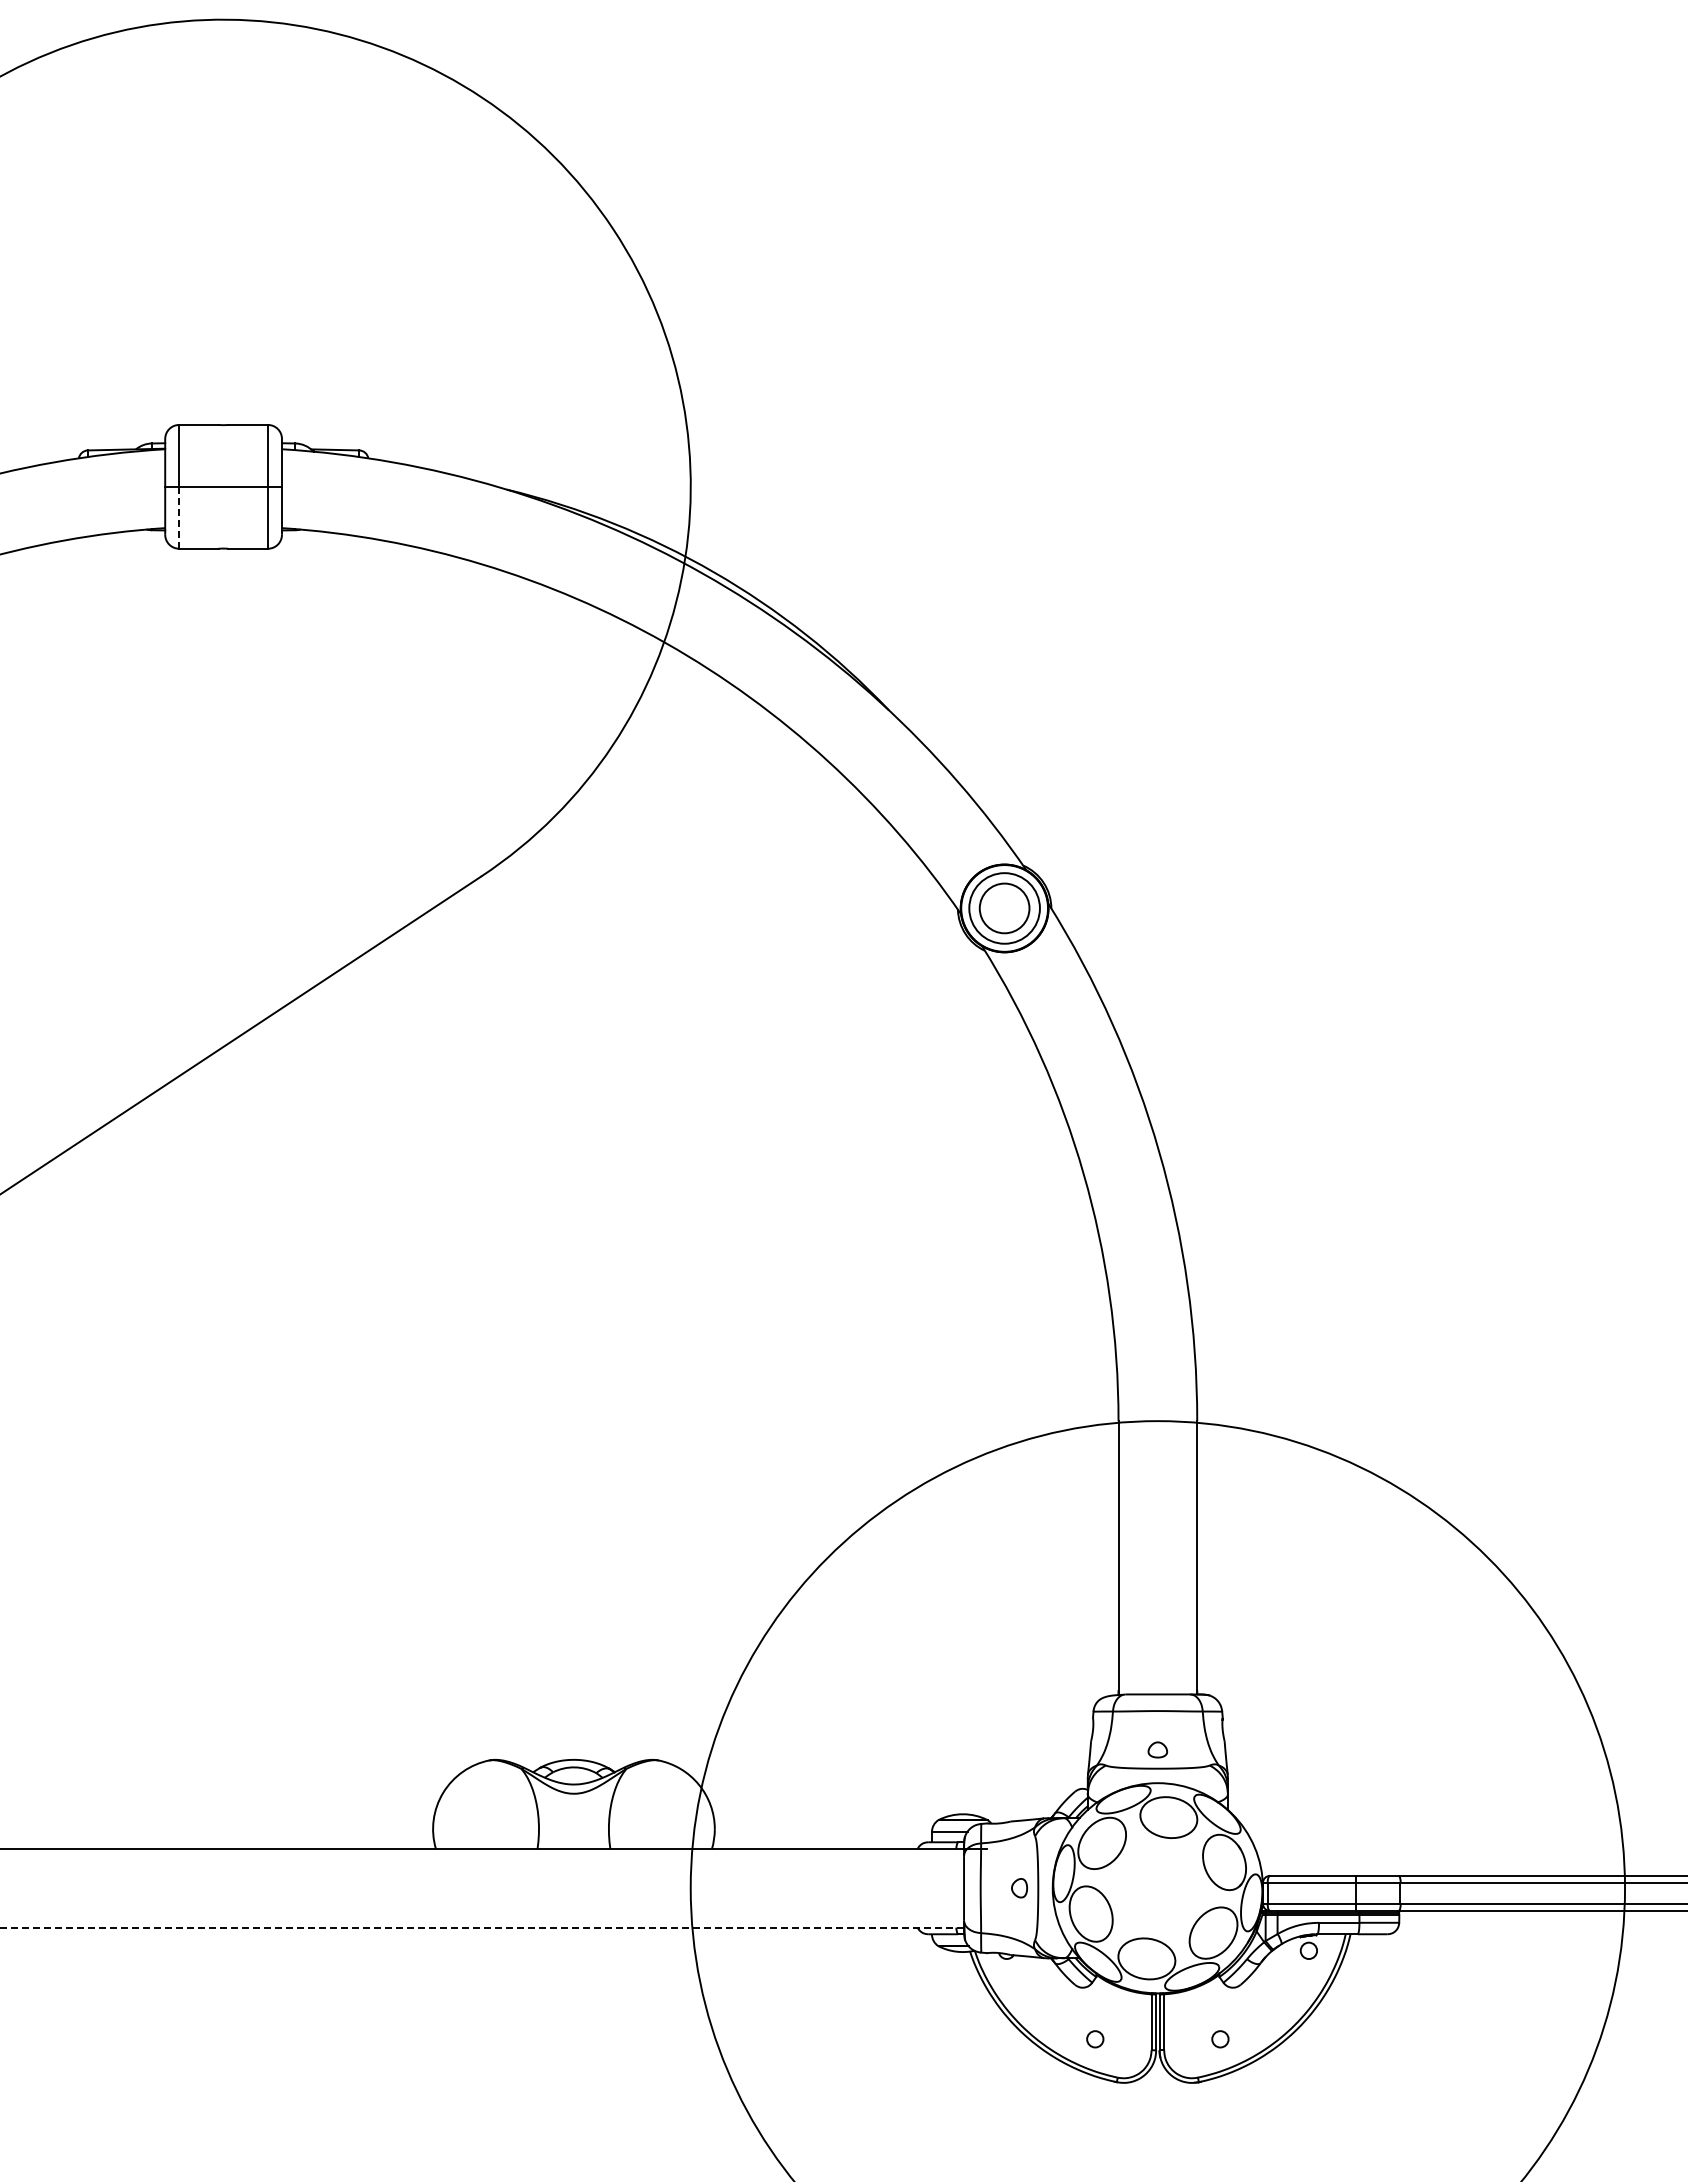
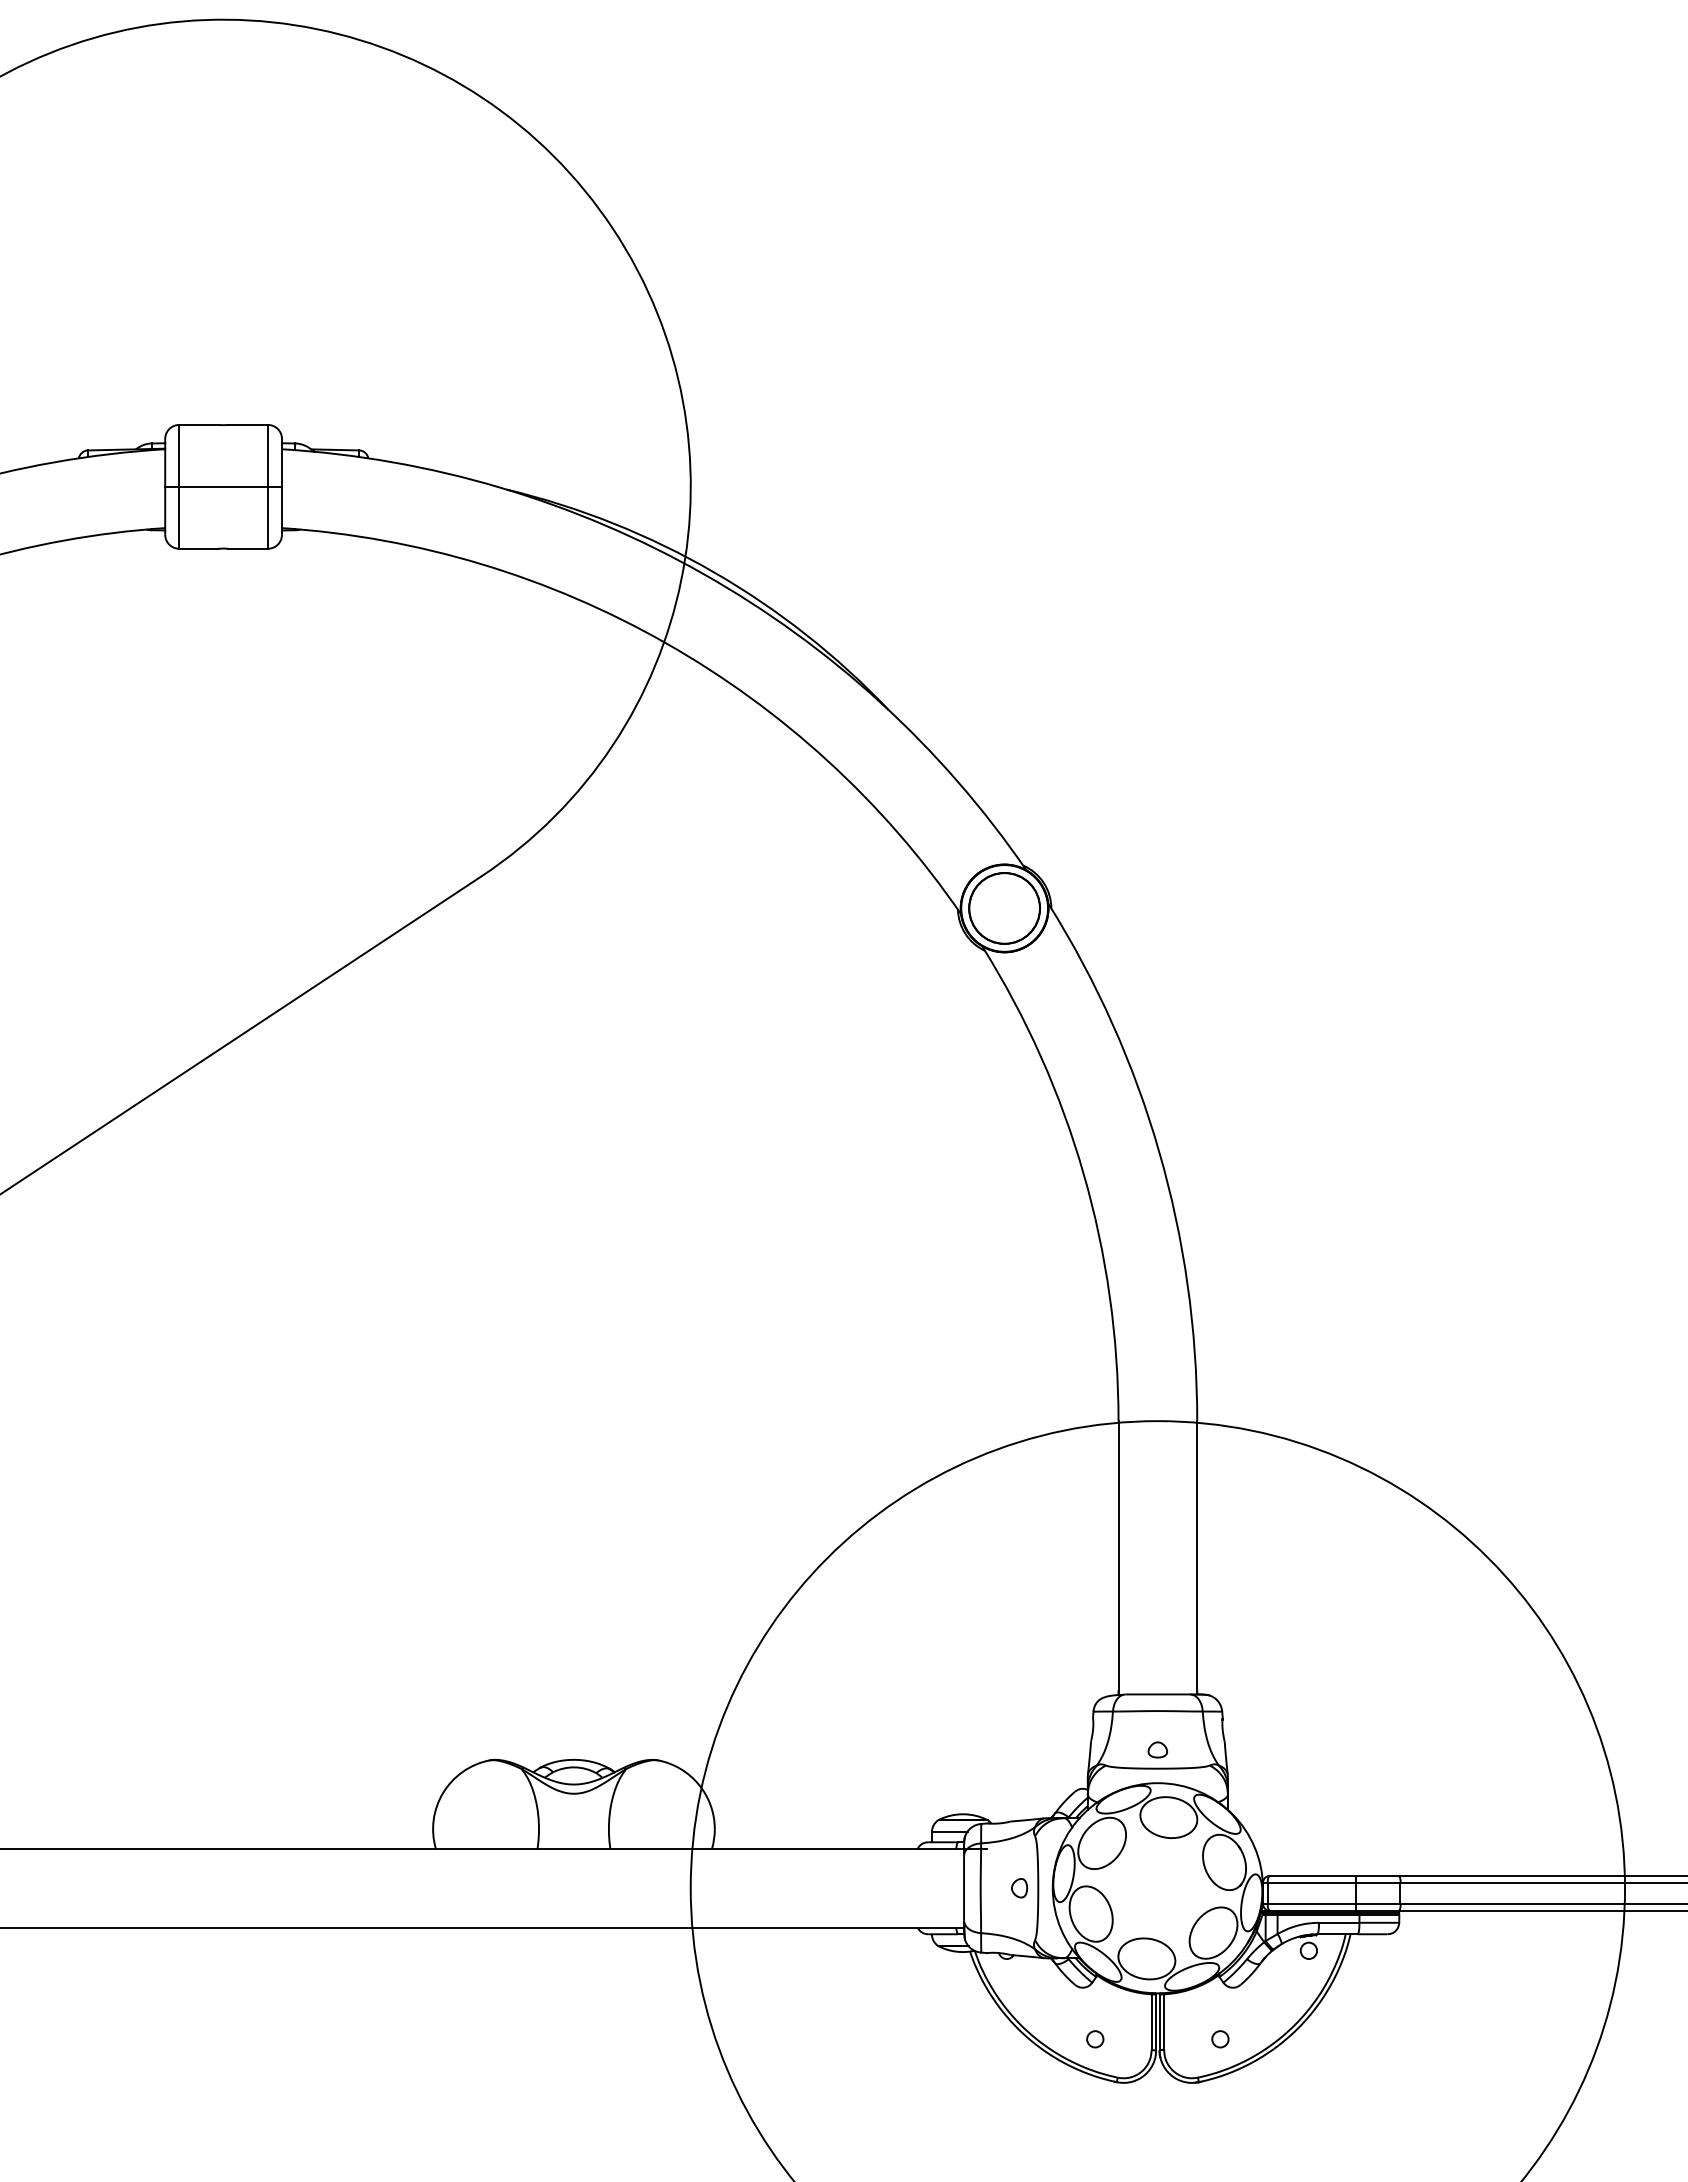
line: dashed -> solid (179, 517)
circle diameter: 50 px -> 71 px (1004, 907)
line: dashed -> solid (482, 1927)
